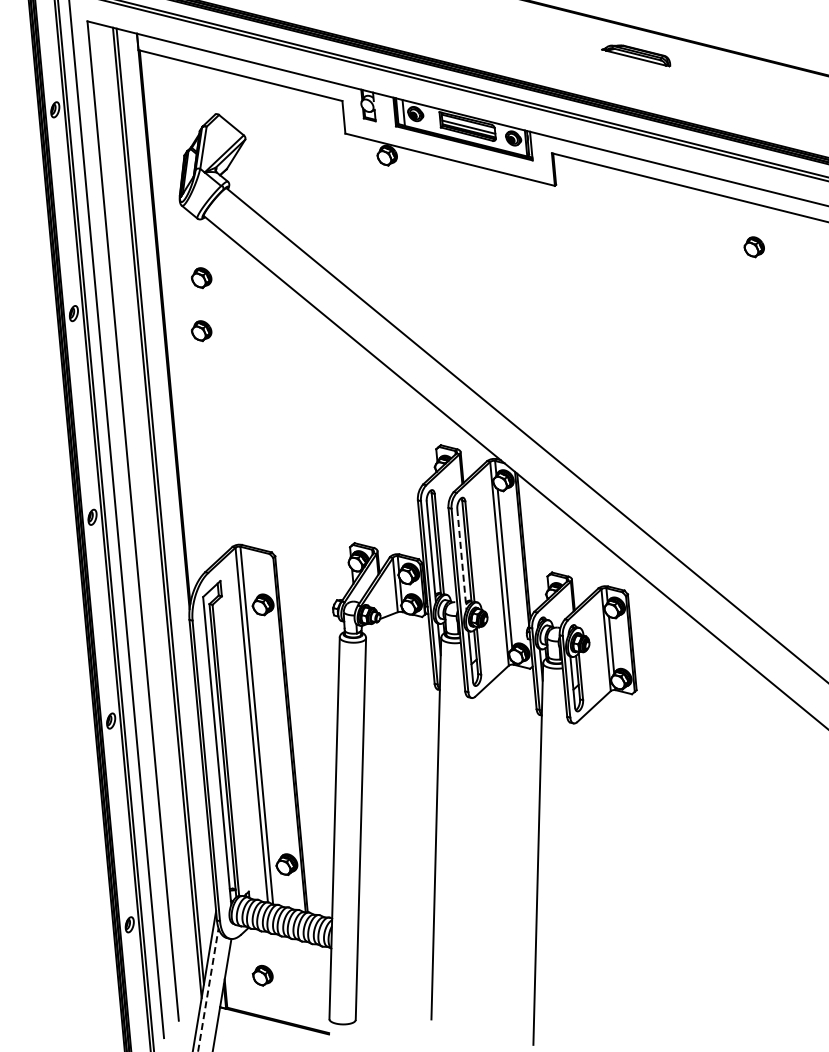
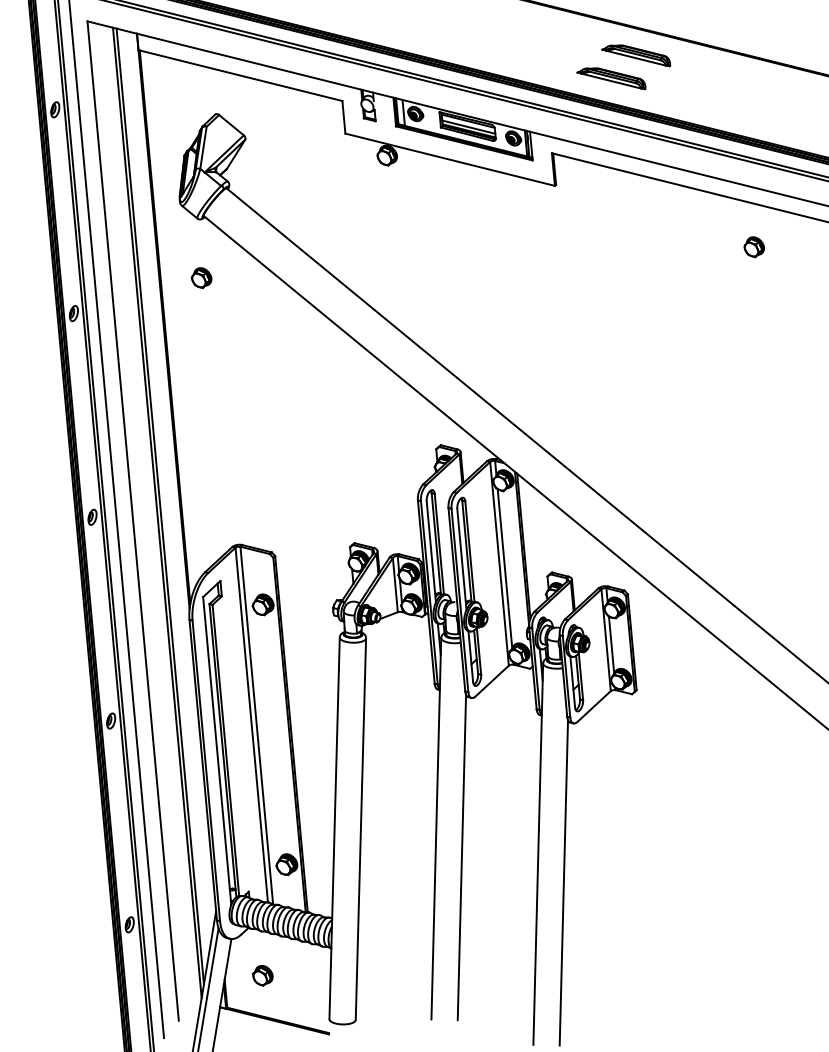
part: none -> present (611, 78)
part: present -> none (201, 331)
line: dashed -> solid (461, 559)
line: none -> present (461, 857)
line: none -> present (563, 882)
line: dashed -> solid (208, 989)
